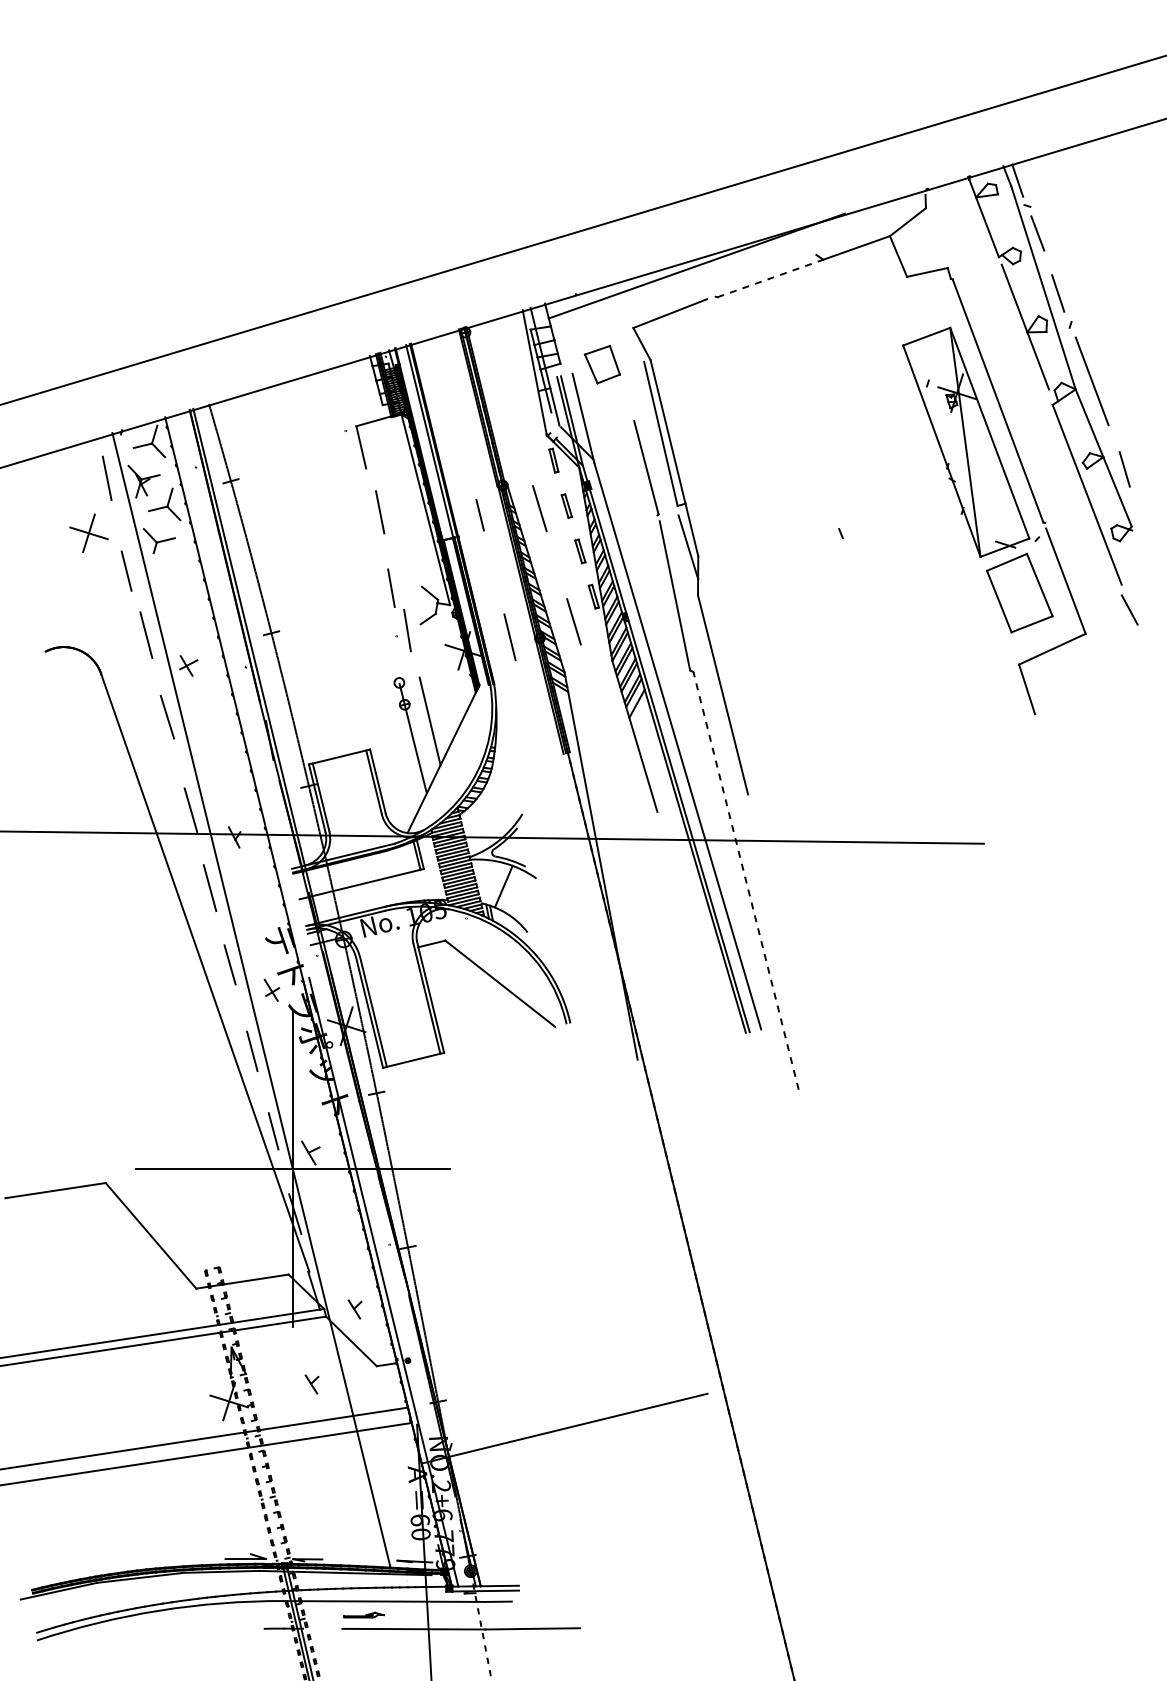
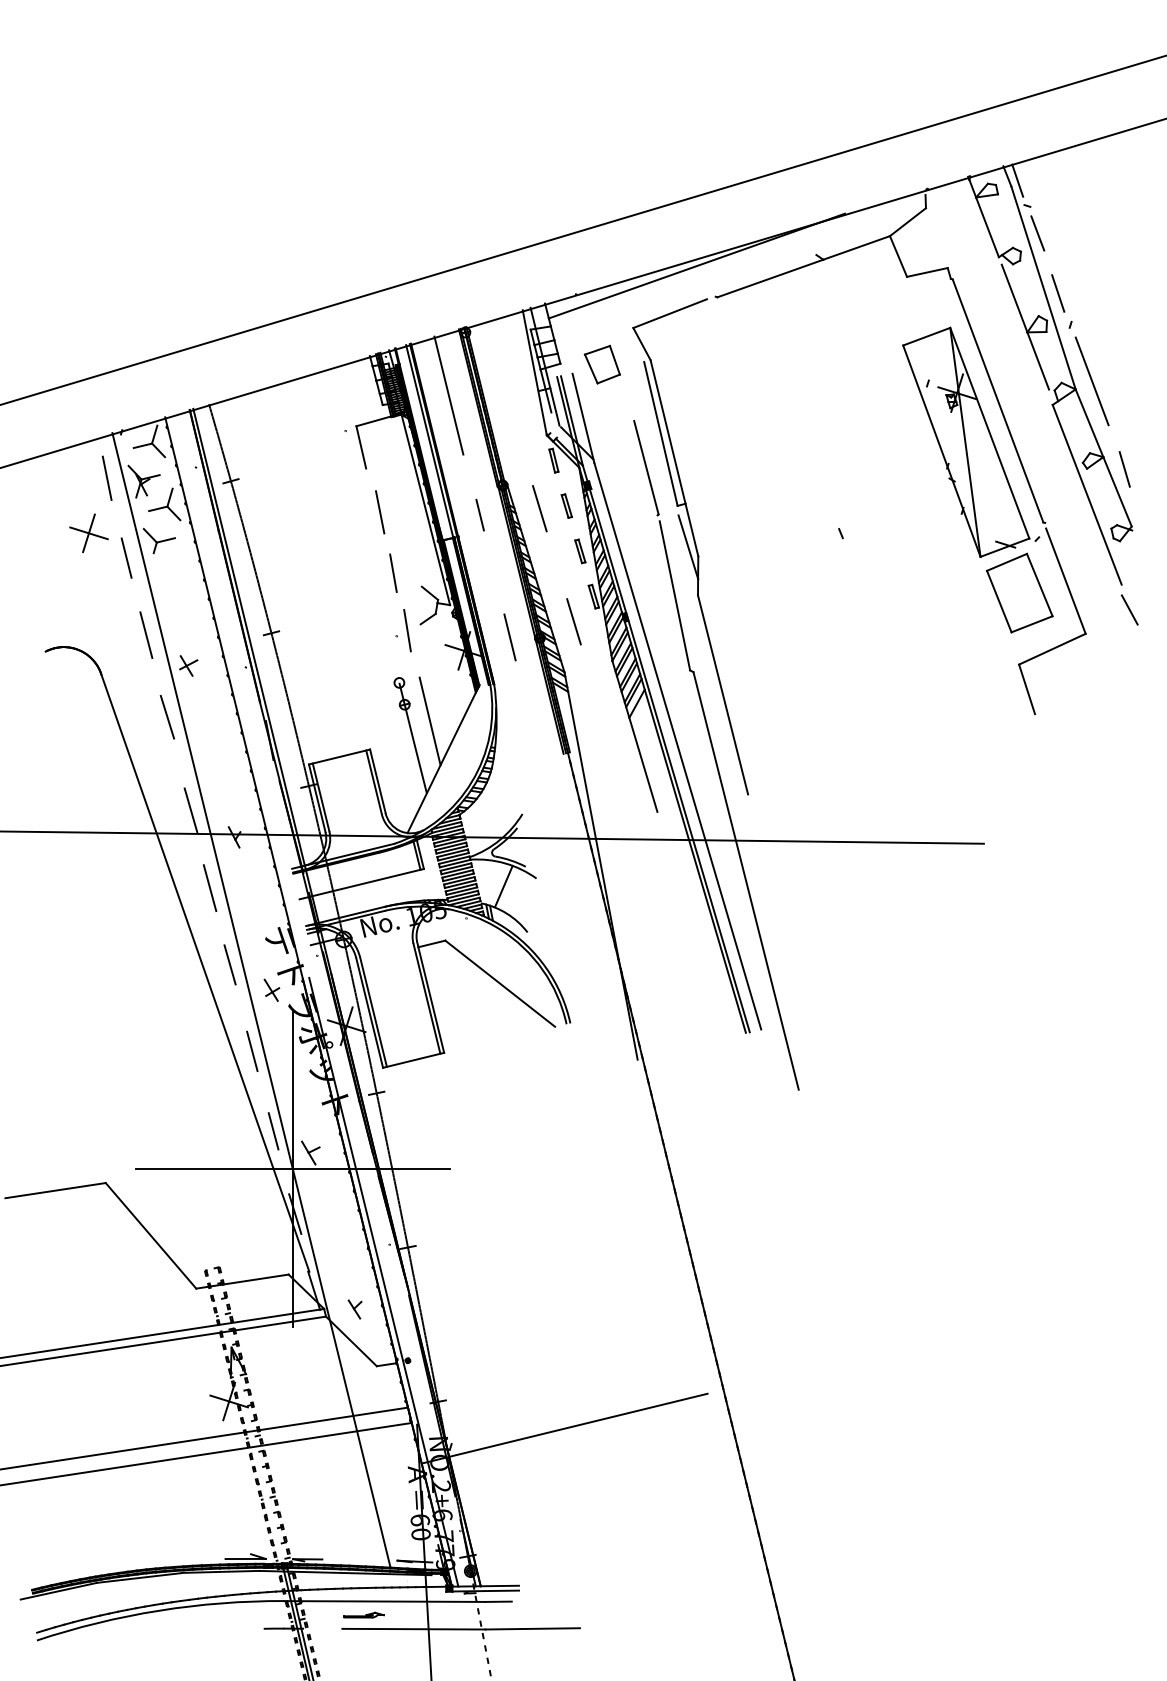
line: dashed -> solid (770, 278)
line: none -> present (448, 395)
line position: (126, 570) -> (126, 557) (126, 557)
line position: (391, 587) -> (393, 572) (393, 572)
line: dashed -> solid (745, 880)
part: present -> none (311, 1384)
